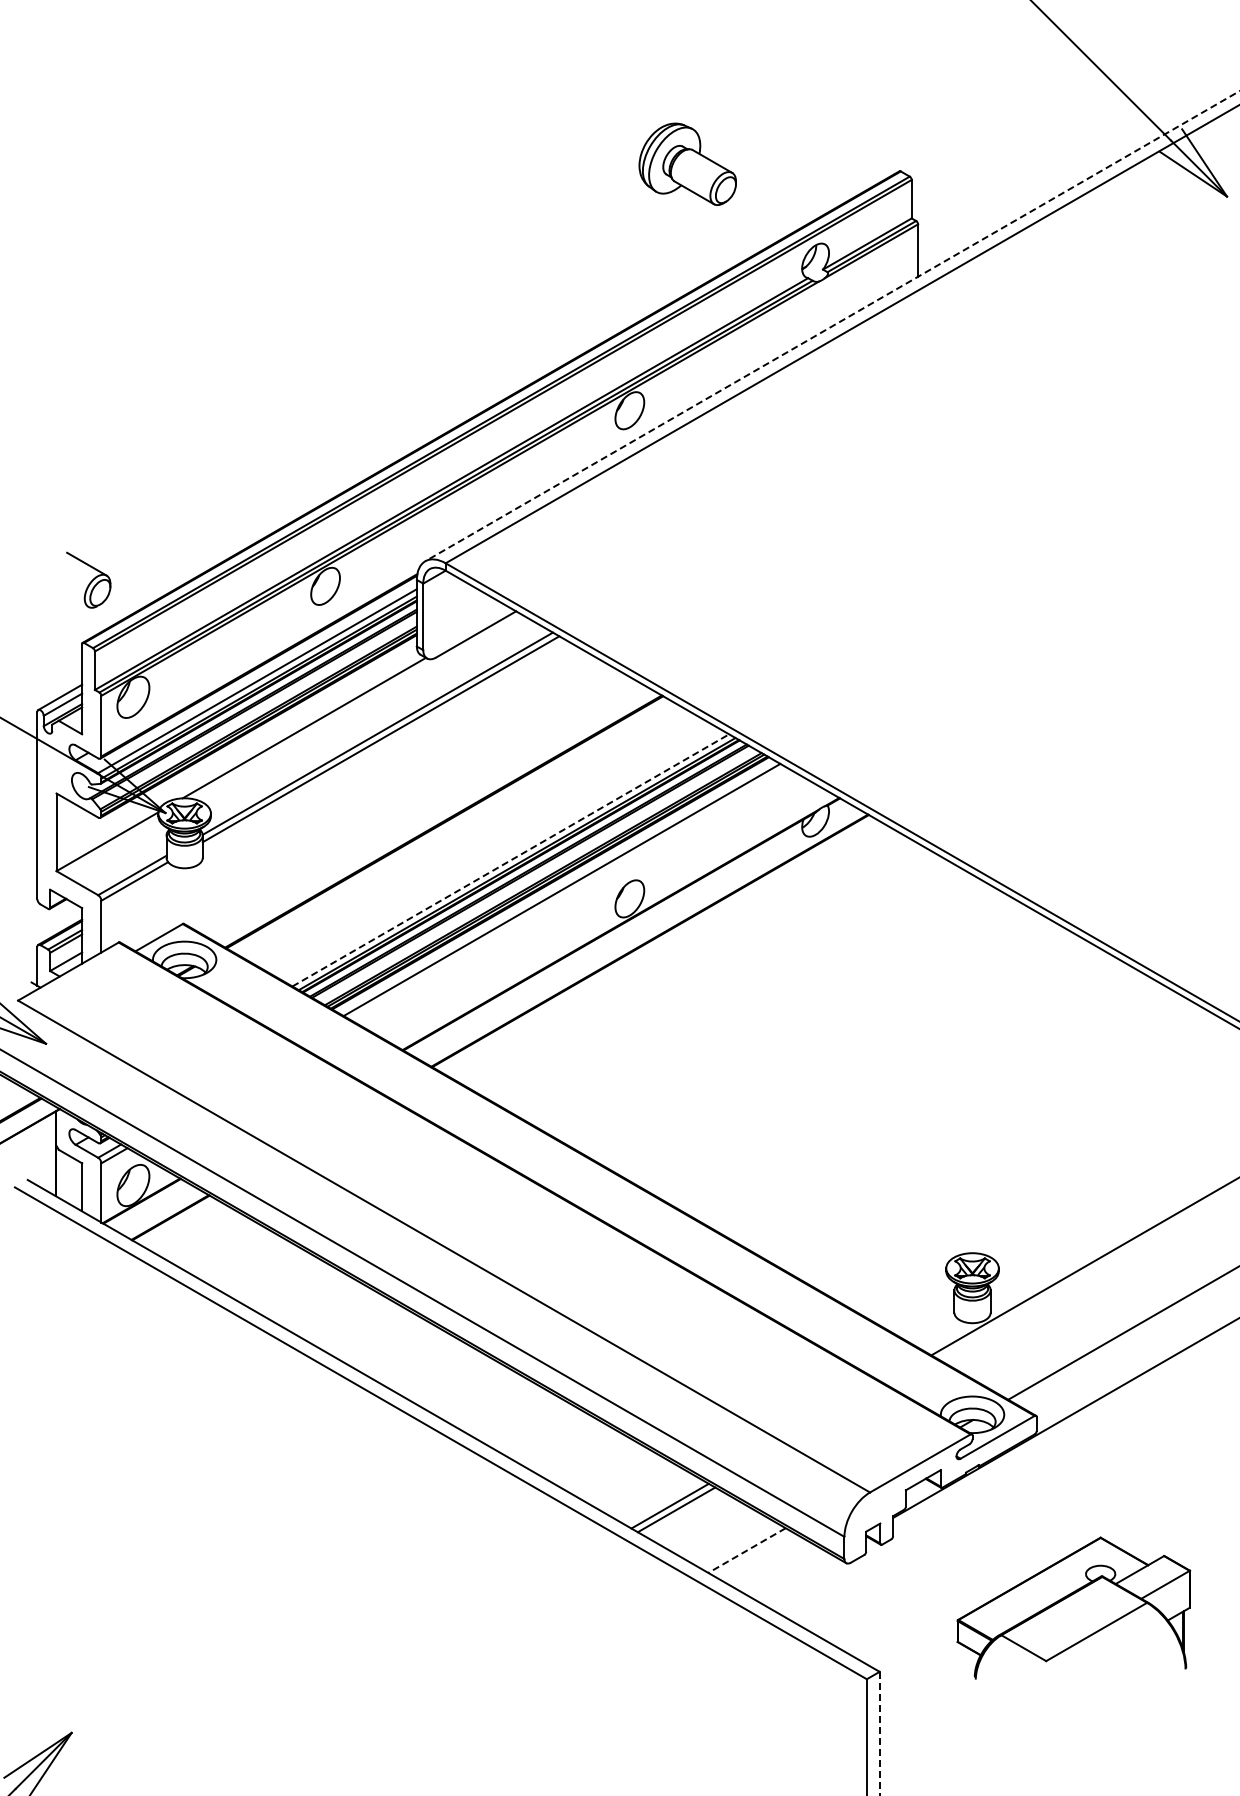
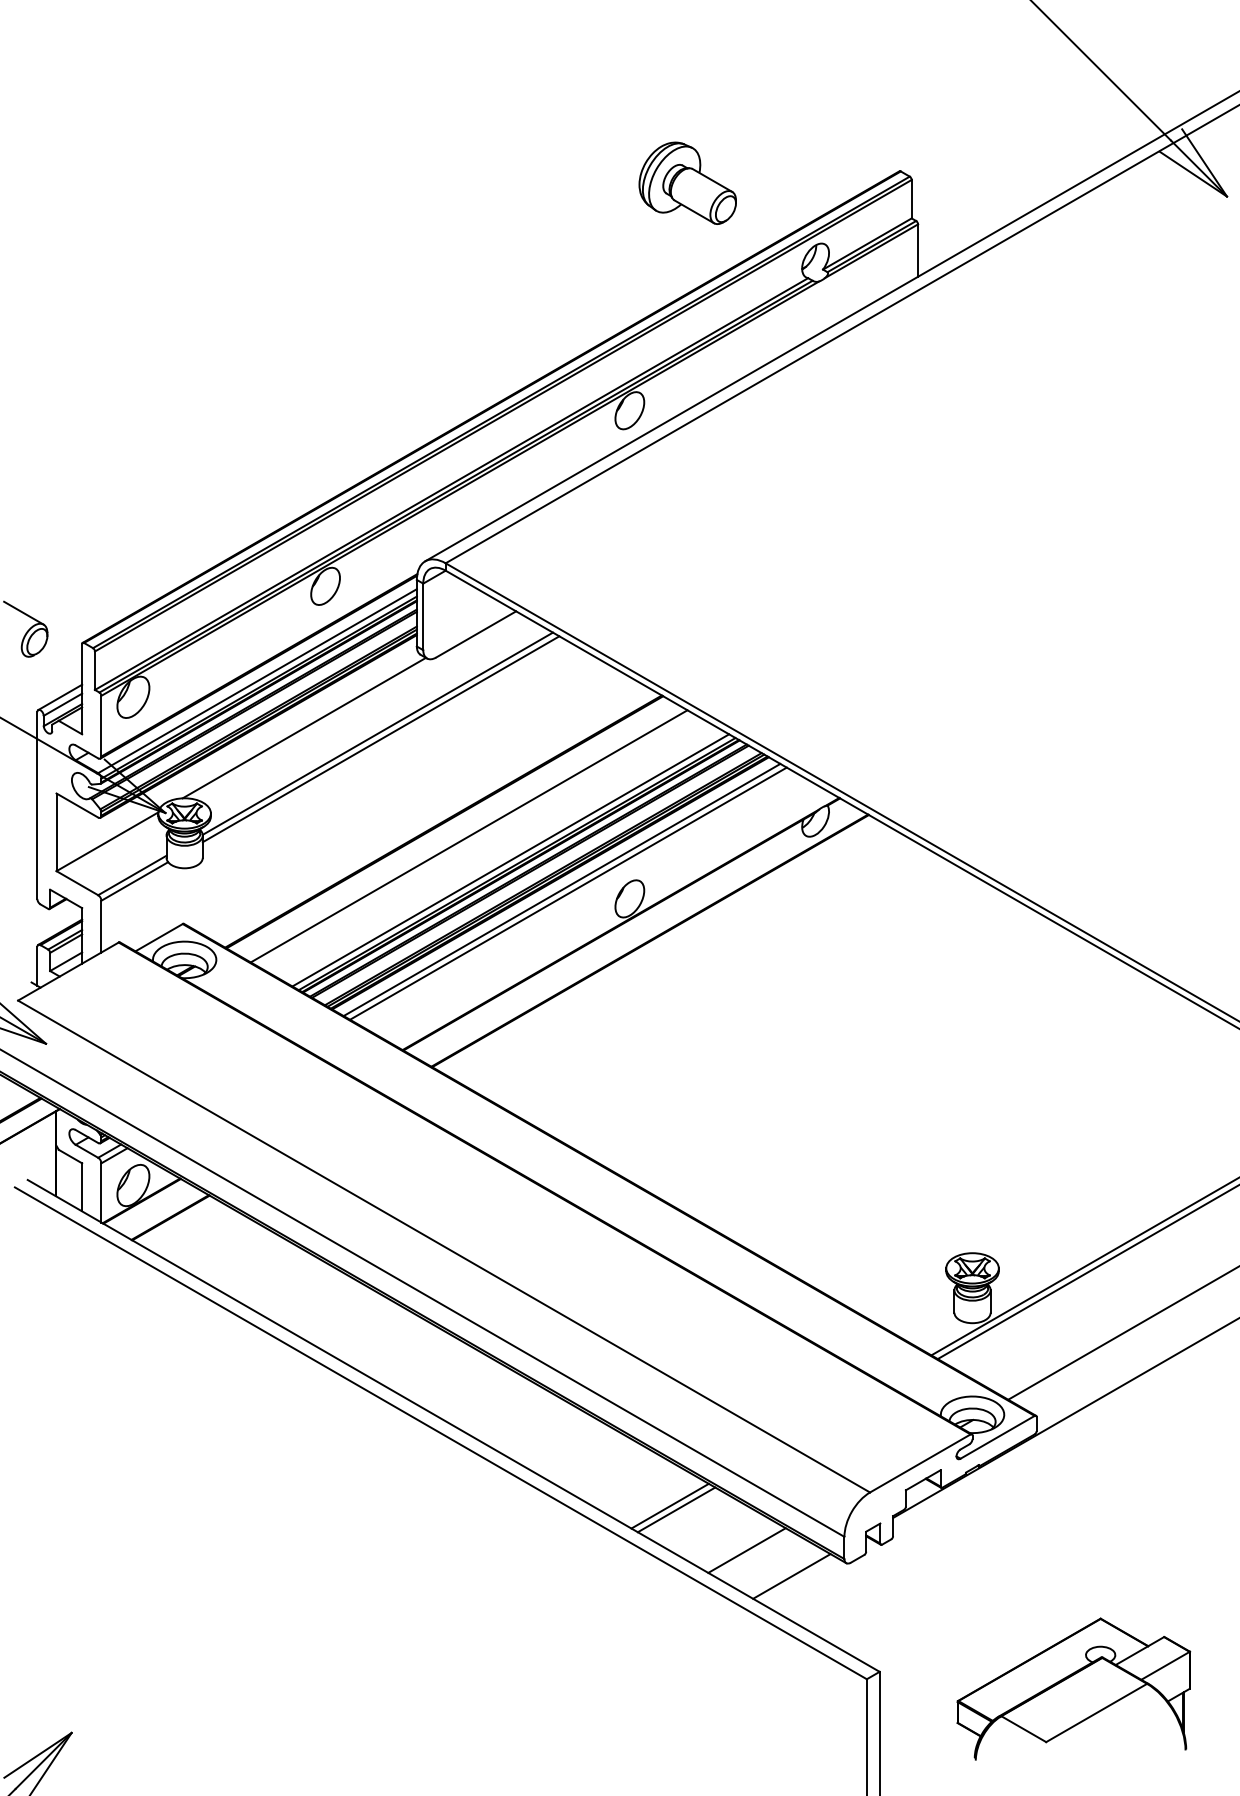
part position: (687, 163) -> (687, 182) (687, 182)
line: dashed -> solid (832, 326)
part position: (88, 579) -> (25, 628) (25, 628)
line: none -> present (468, 836)
line: dashed -> solid (511, 860)
line: none -> present (568, 893)
line: none -> present (1086, 1272)
line: dashed -> solid (747, 1550)
line: none -> present (791, 1576)
part position: (1073, 1607) -> (1073, 1688) (1073, 1688)
line: dashed -> solid (879, 1733)
